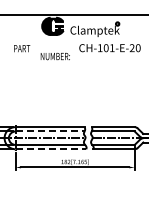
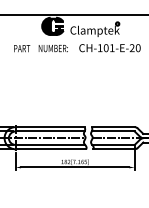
text position: (54, 56) -> (52, 48) (52, 48)
line: dashed -> solid (50, 131)
line: dashed -> solid (51, 149)
